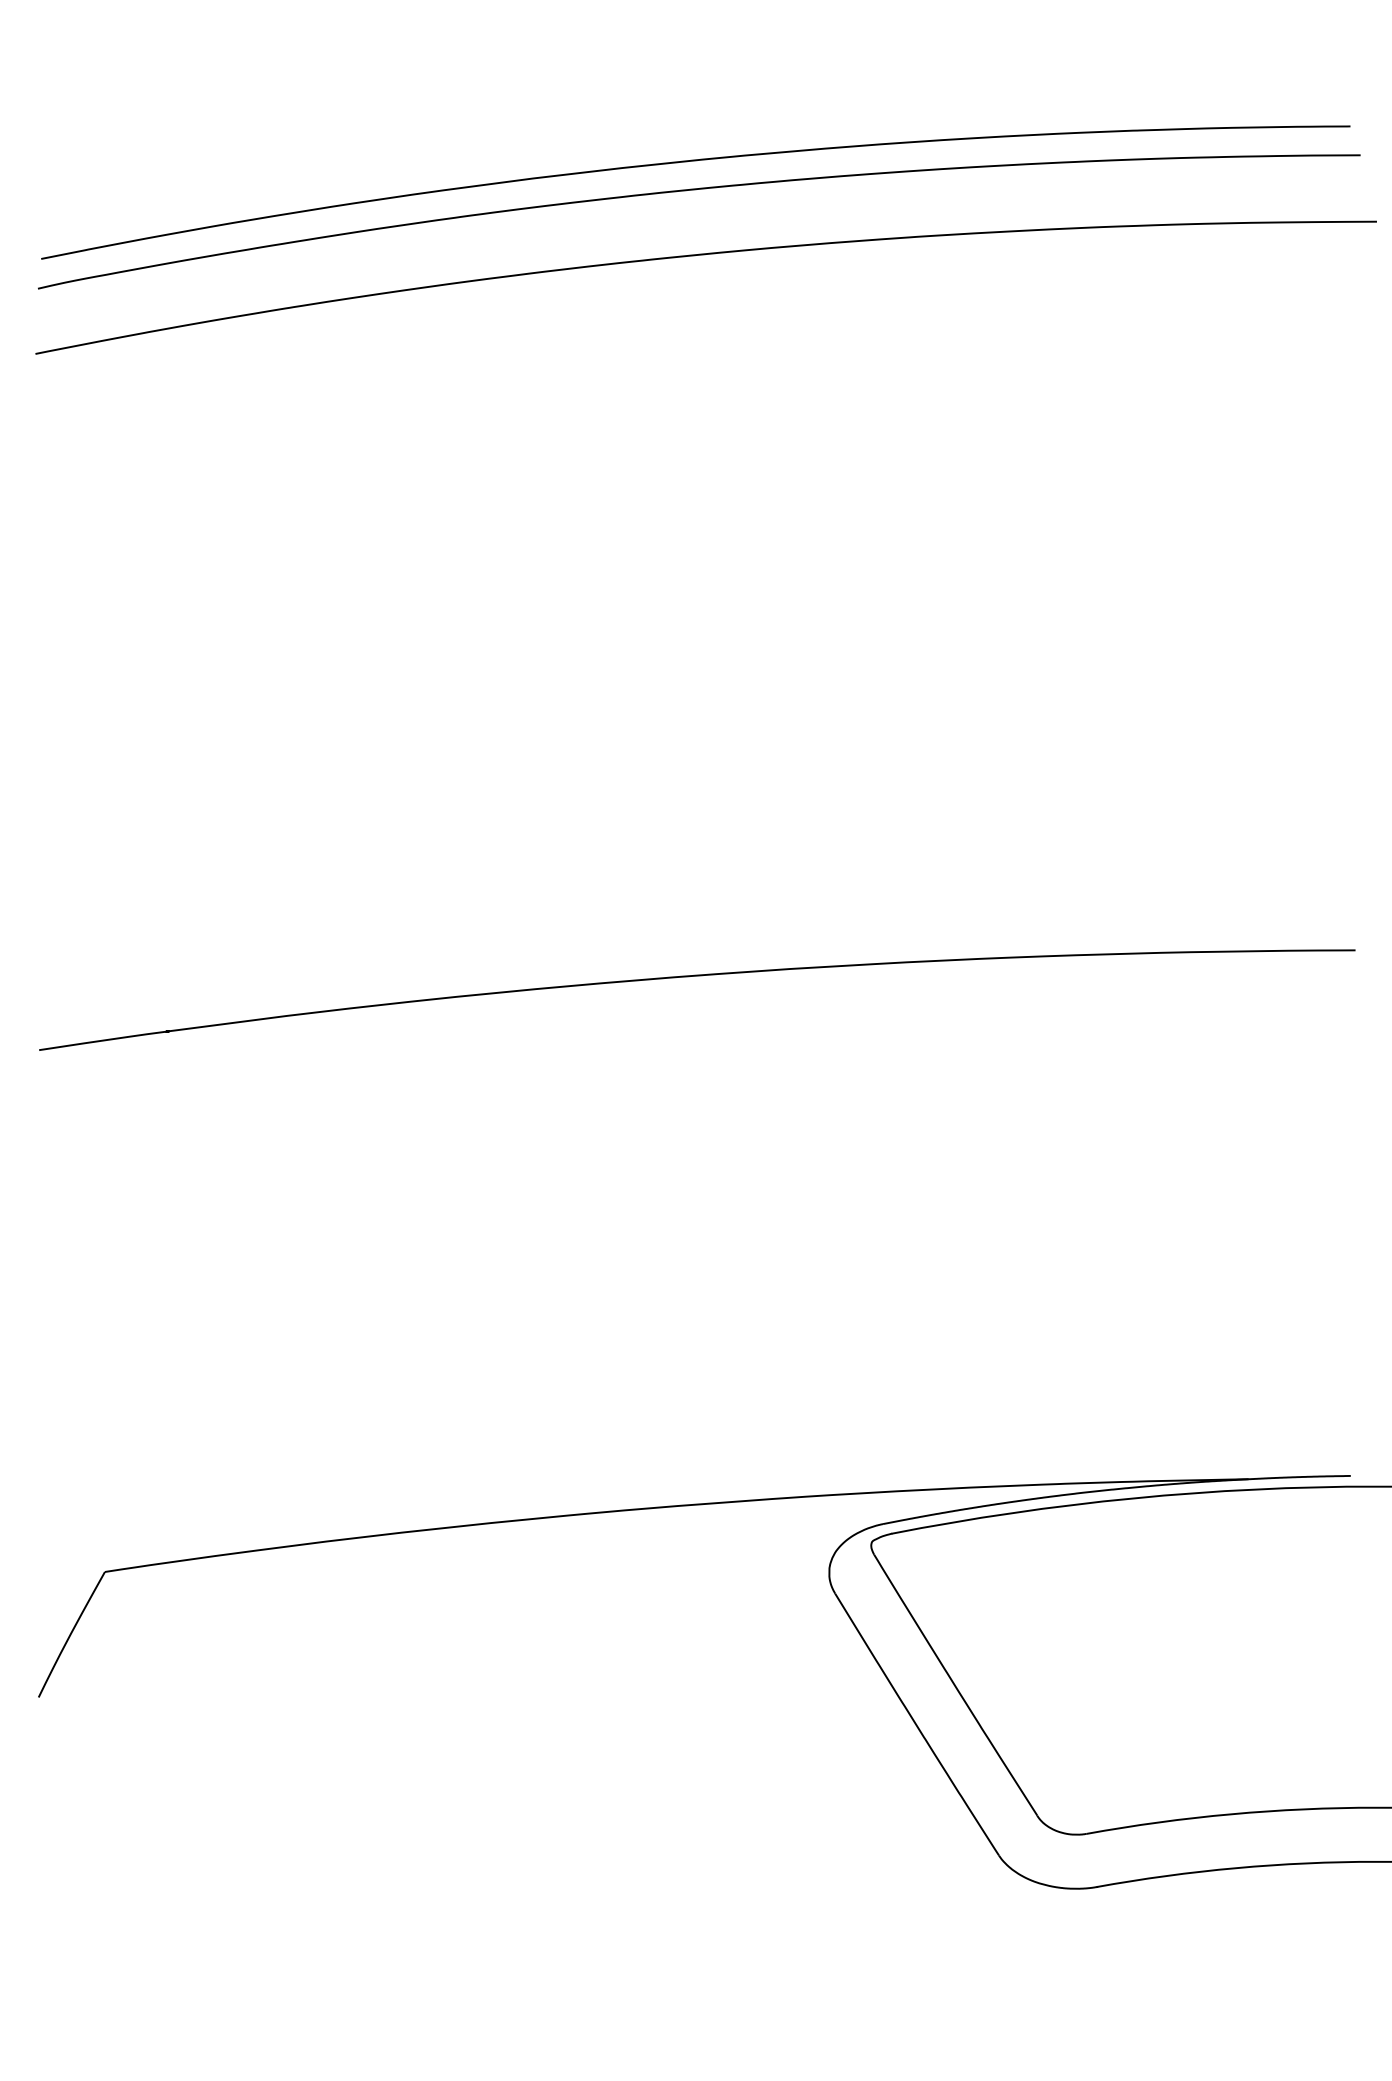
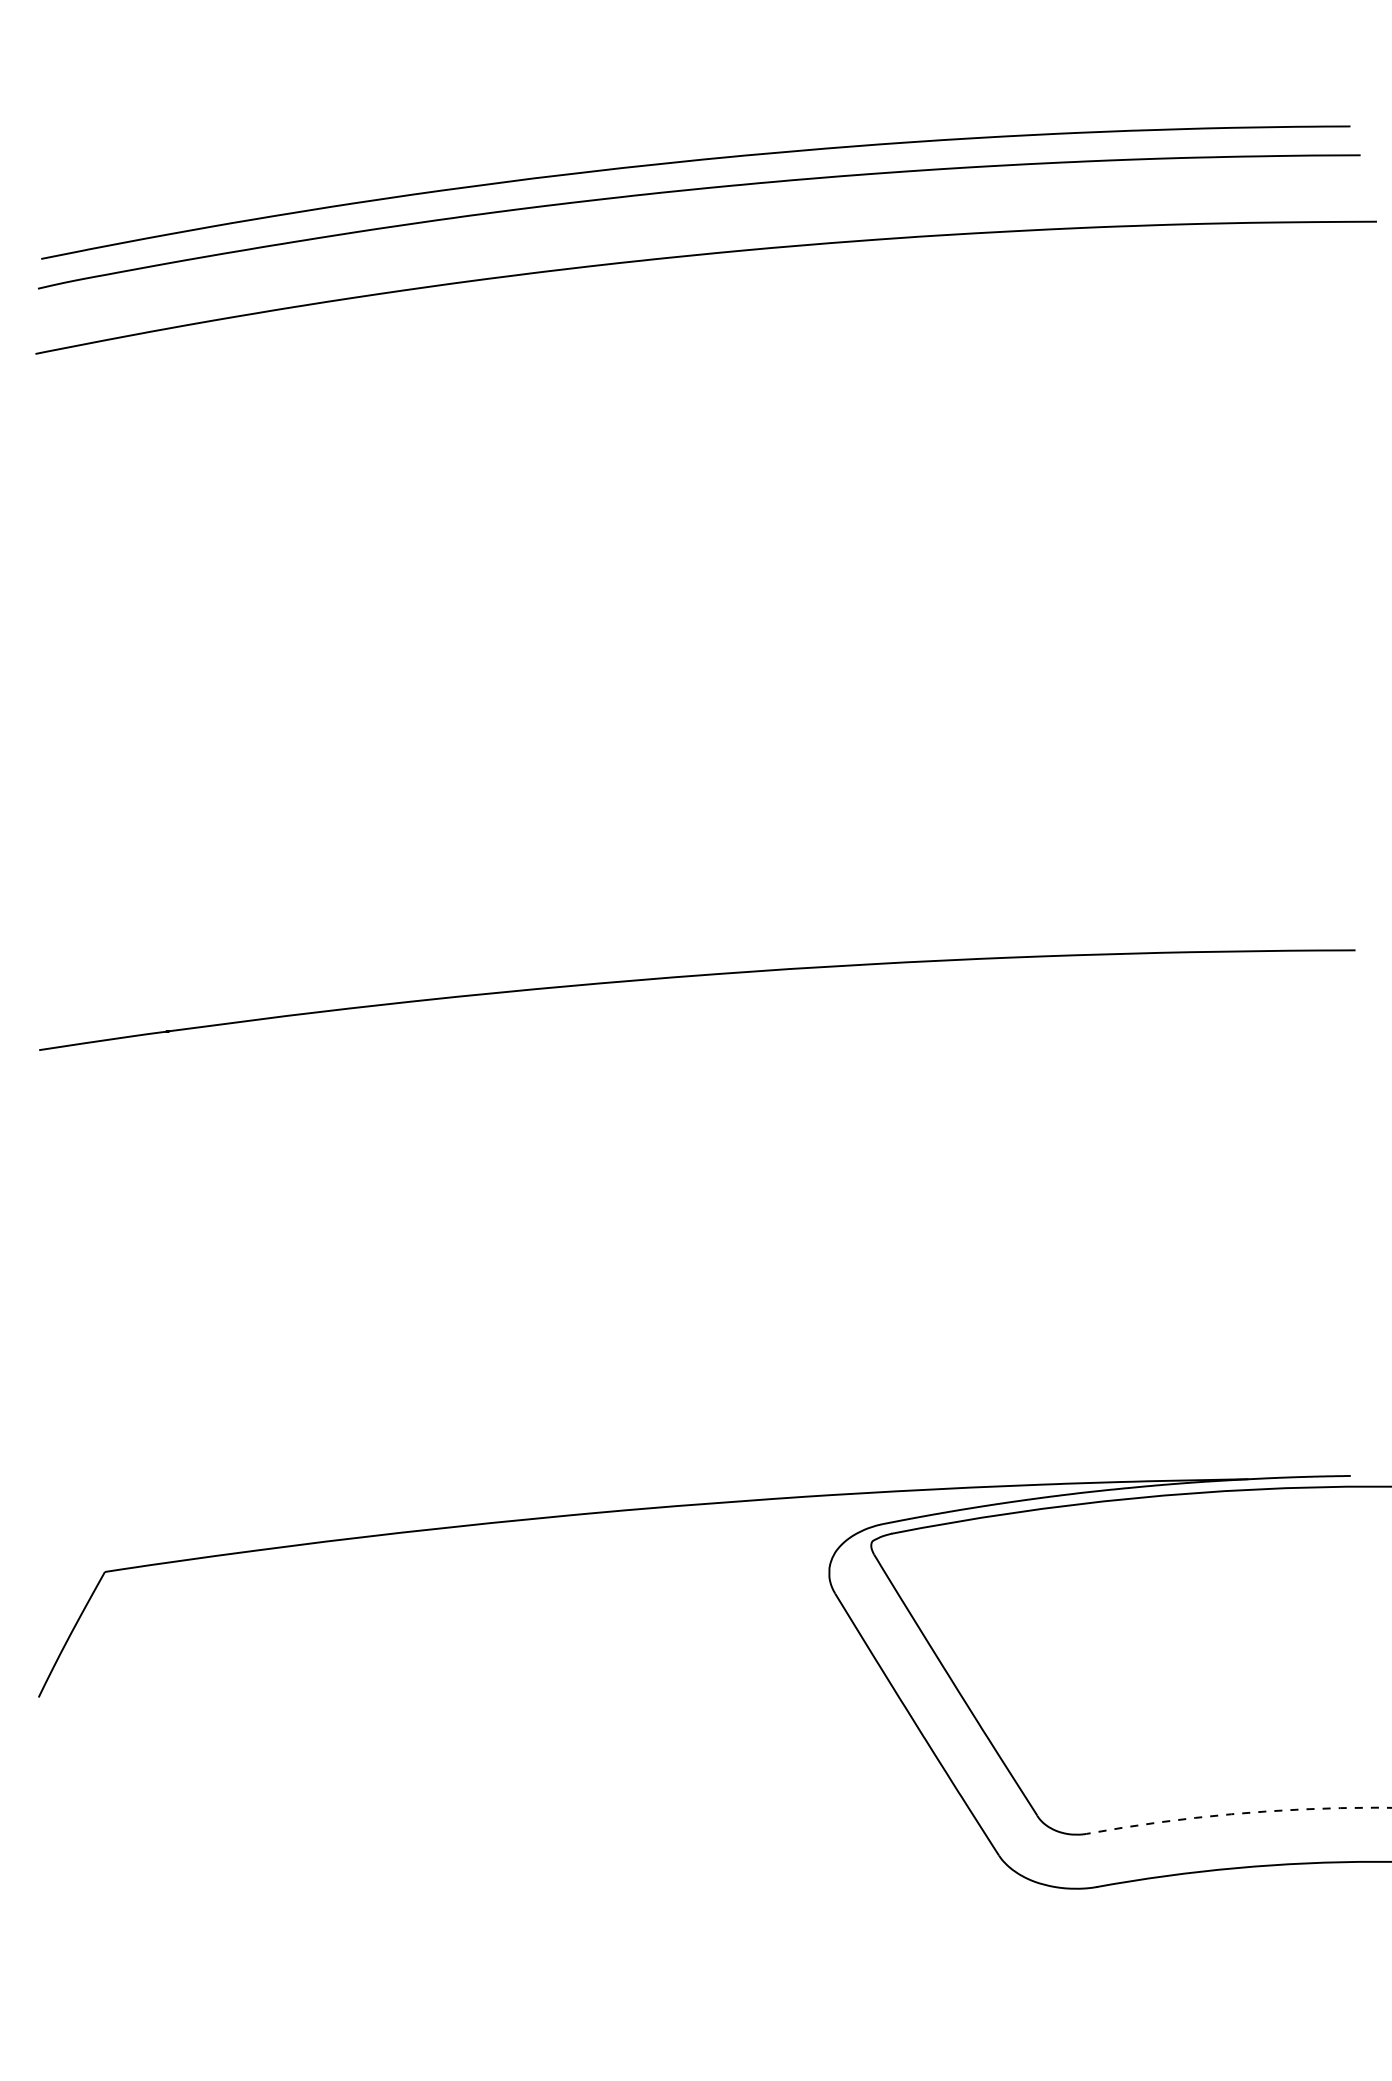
arc: solid -> dashed (1238, 1813)
